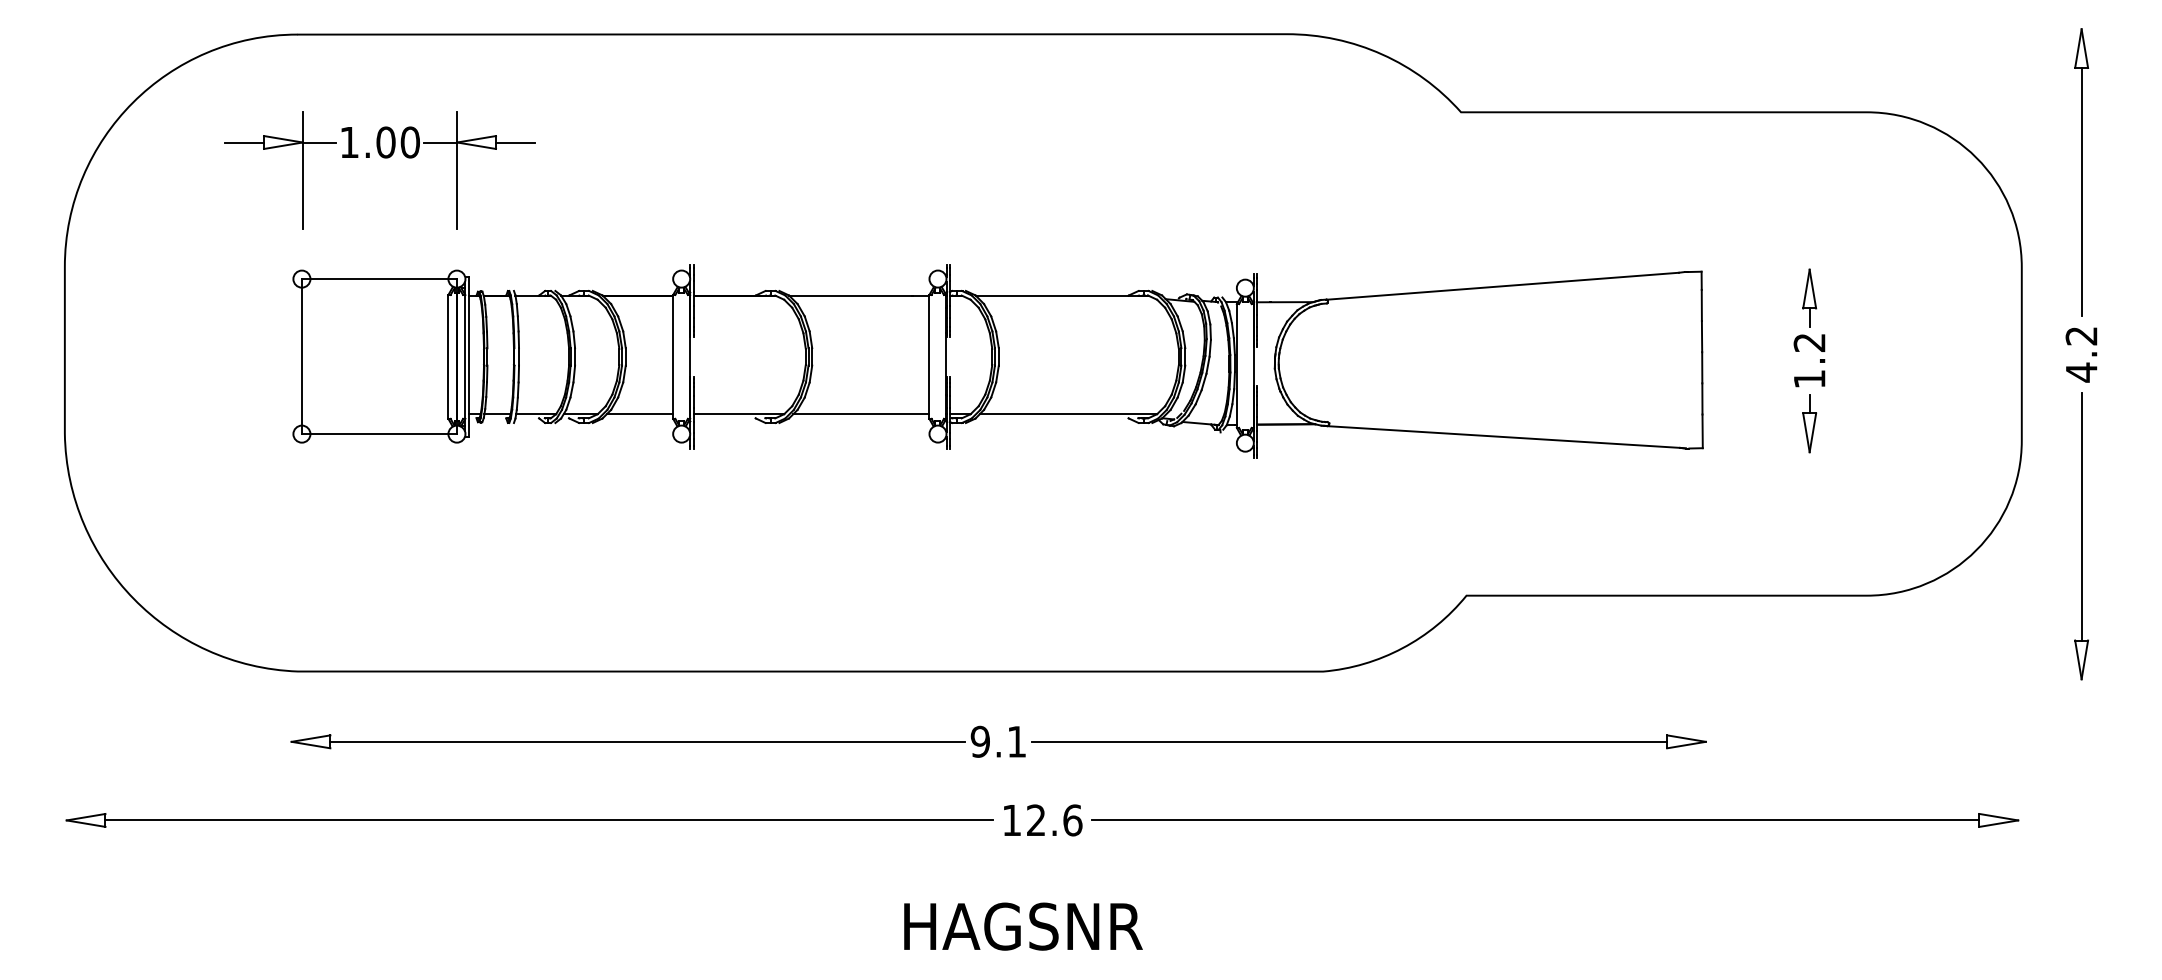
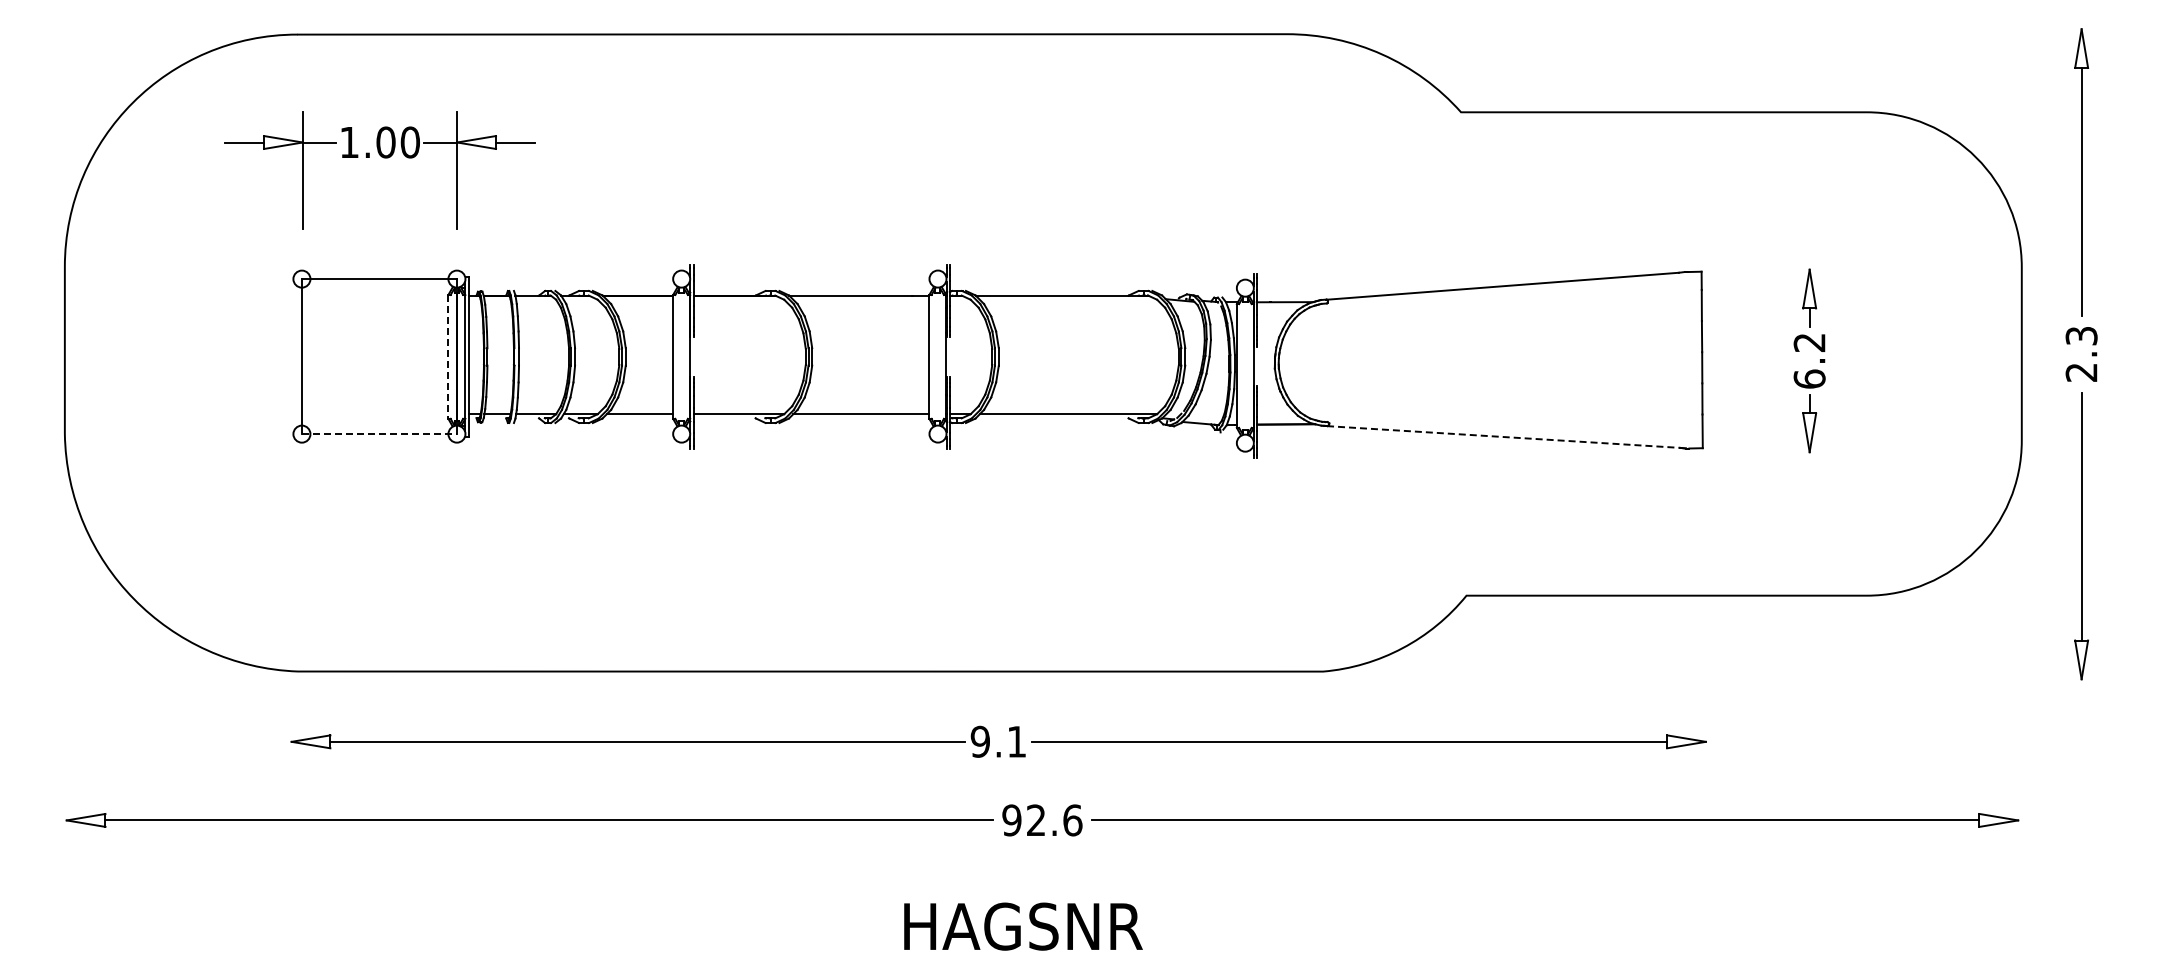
text: 4.2 -> 2.3 (2081, 354)
line: solid -> dashed (448, 356)
text: 1.2 -> 6.2 (1809, 378)
line: solid -> dashed (379, 434)
line: solid -> dashed (1504, 437)
text: 12.6 -> 92.6 (1011, 820)
